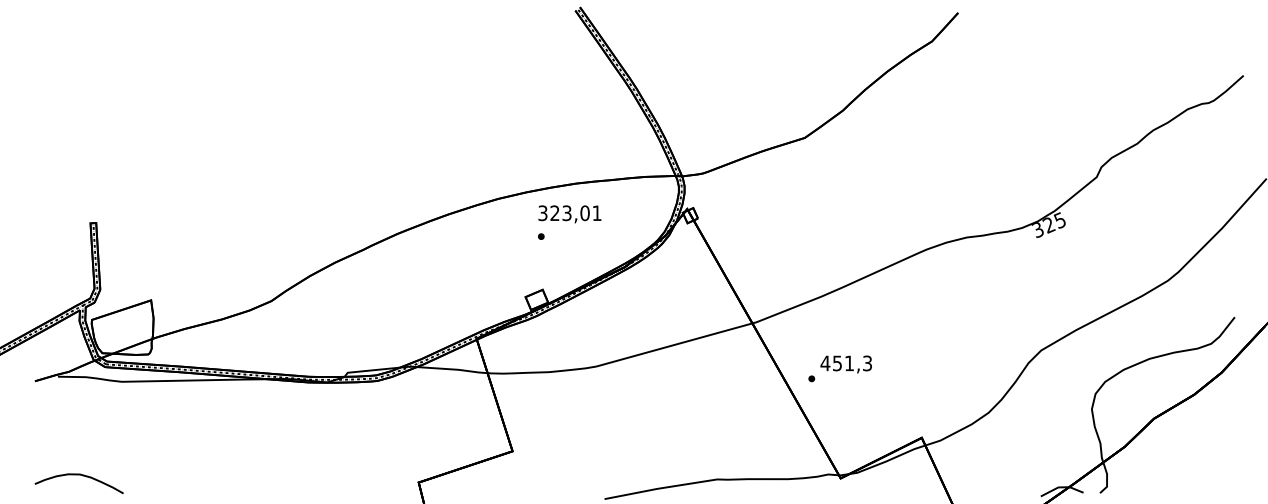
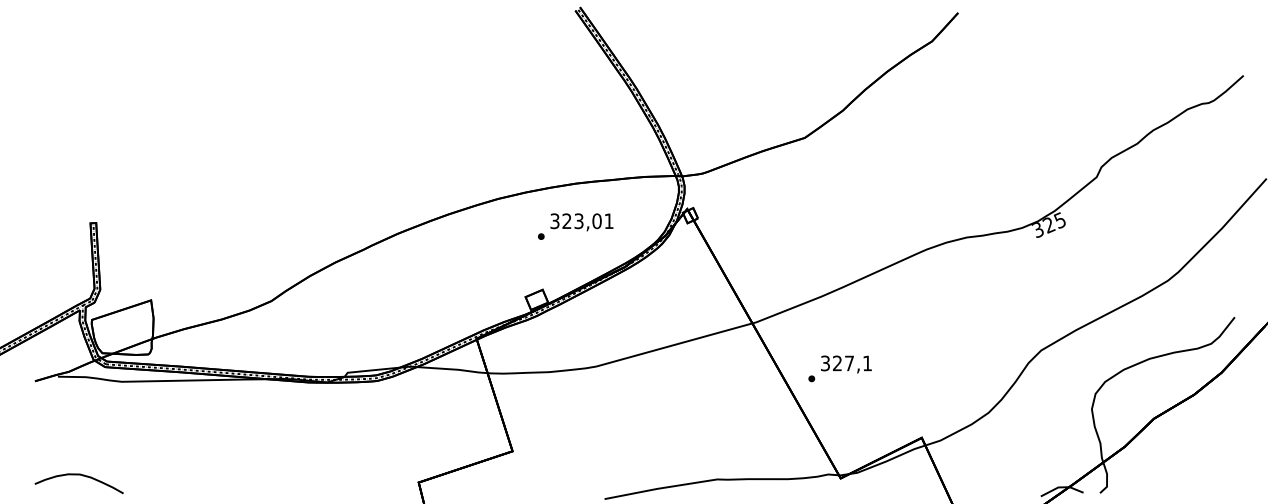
text position: (569, 214) -> (581, 222) (581, 222)
text: 451,3 -> 327,1 (845, 363)
